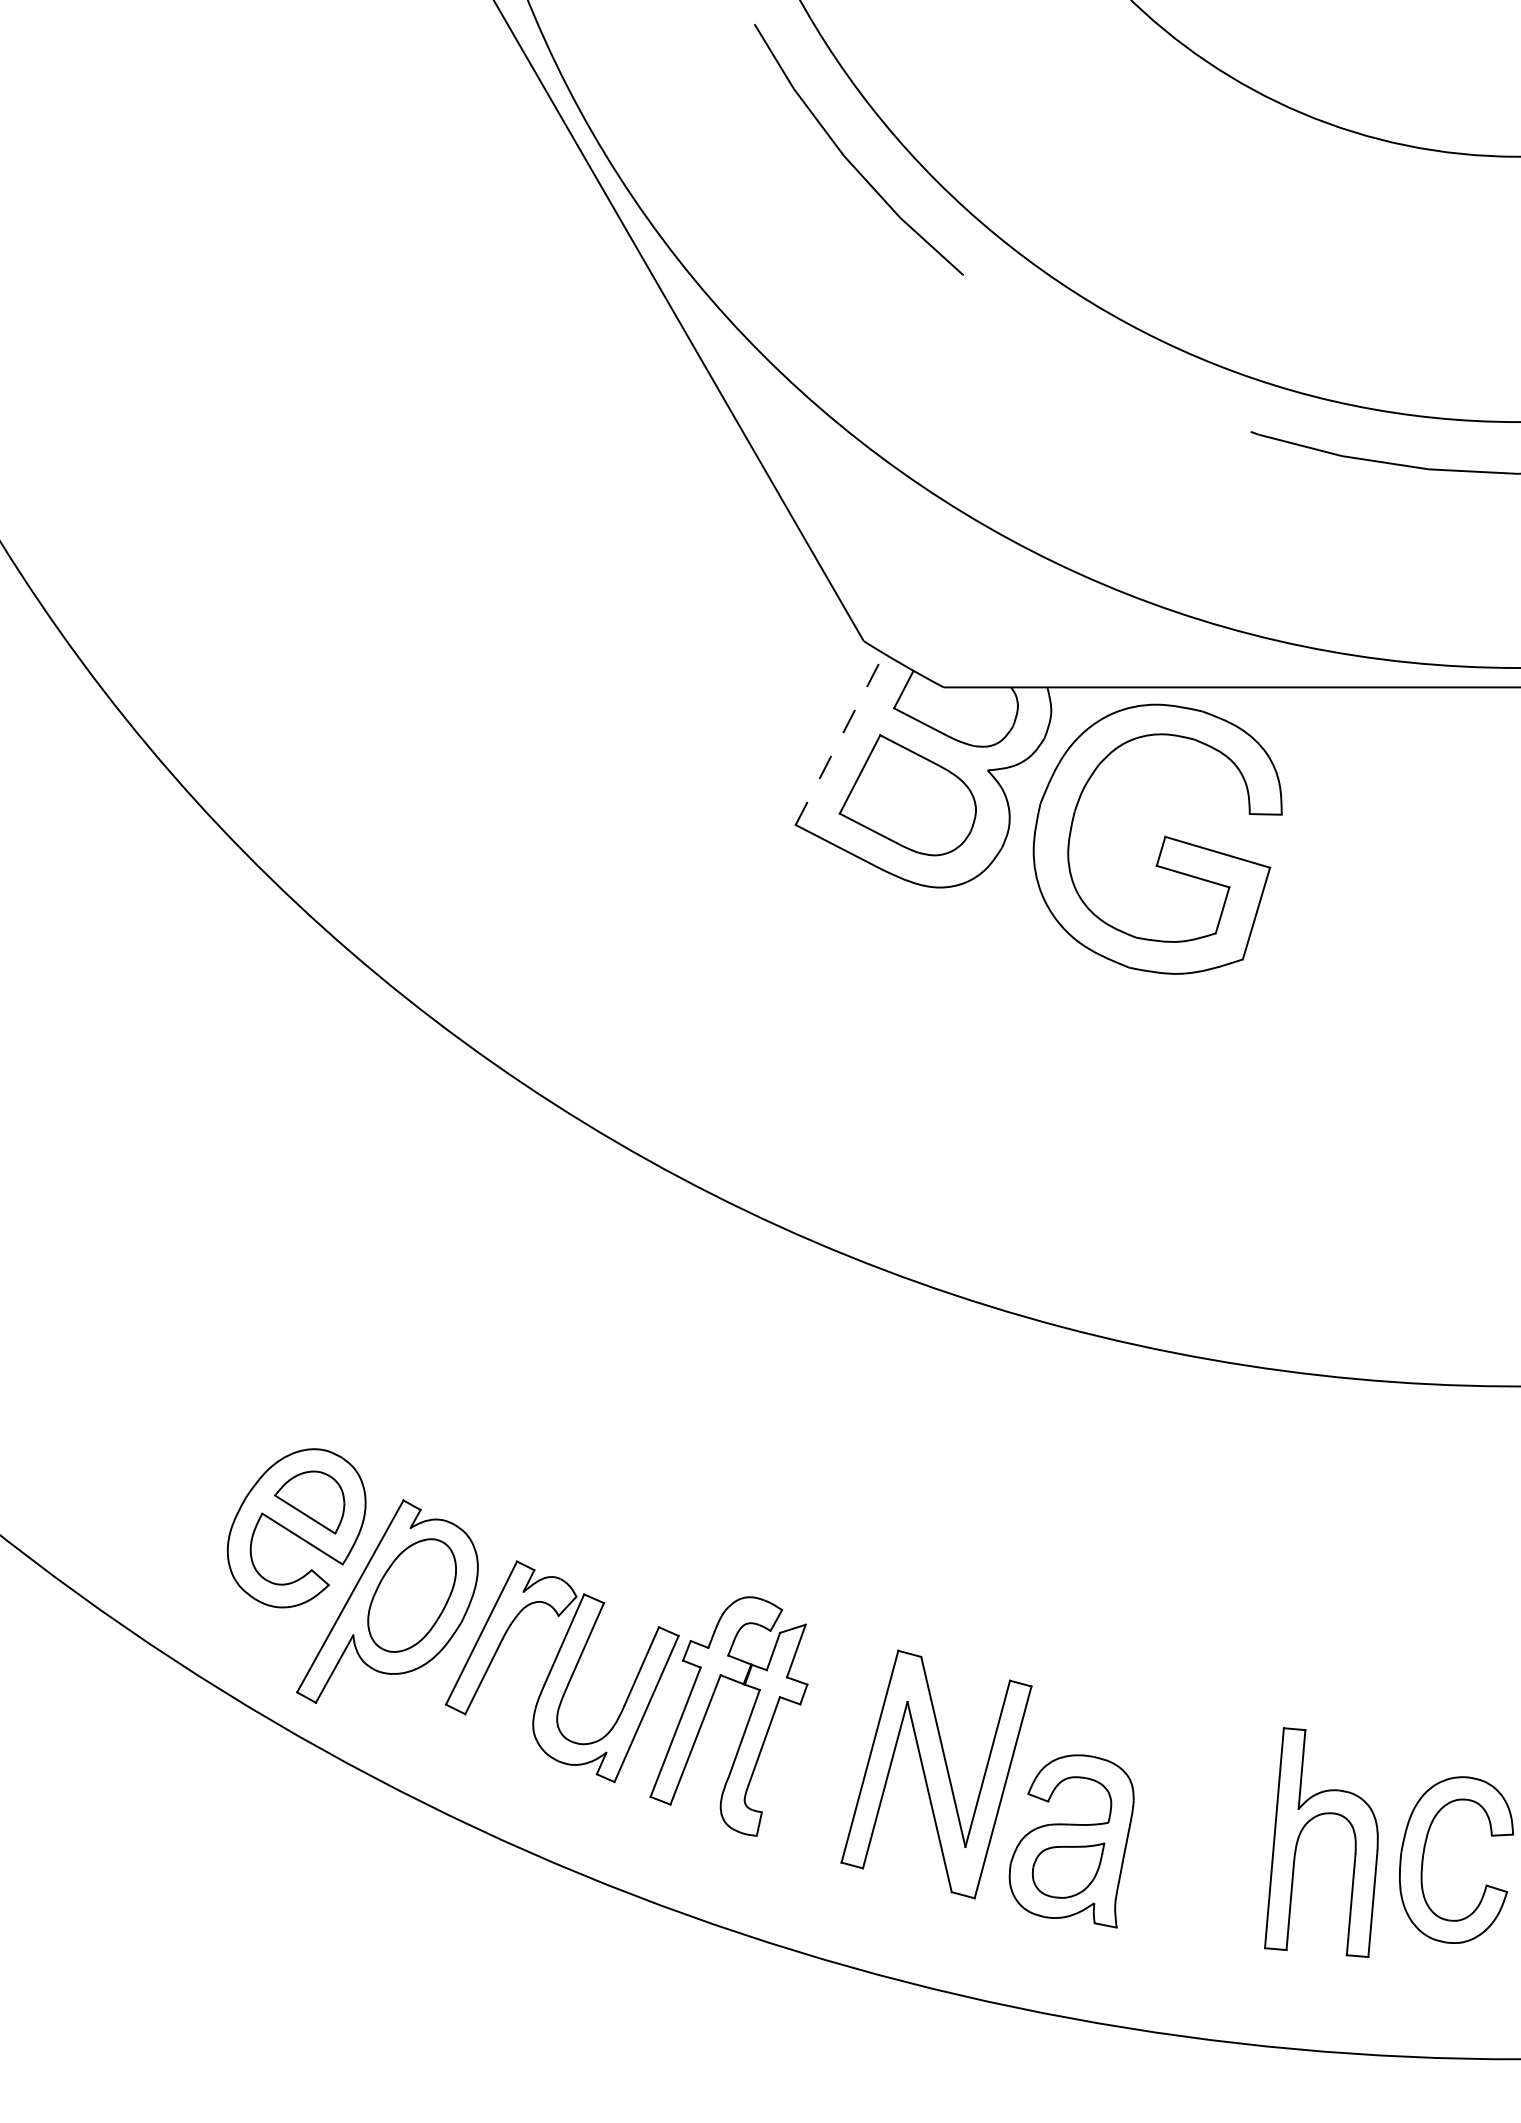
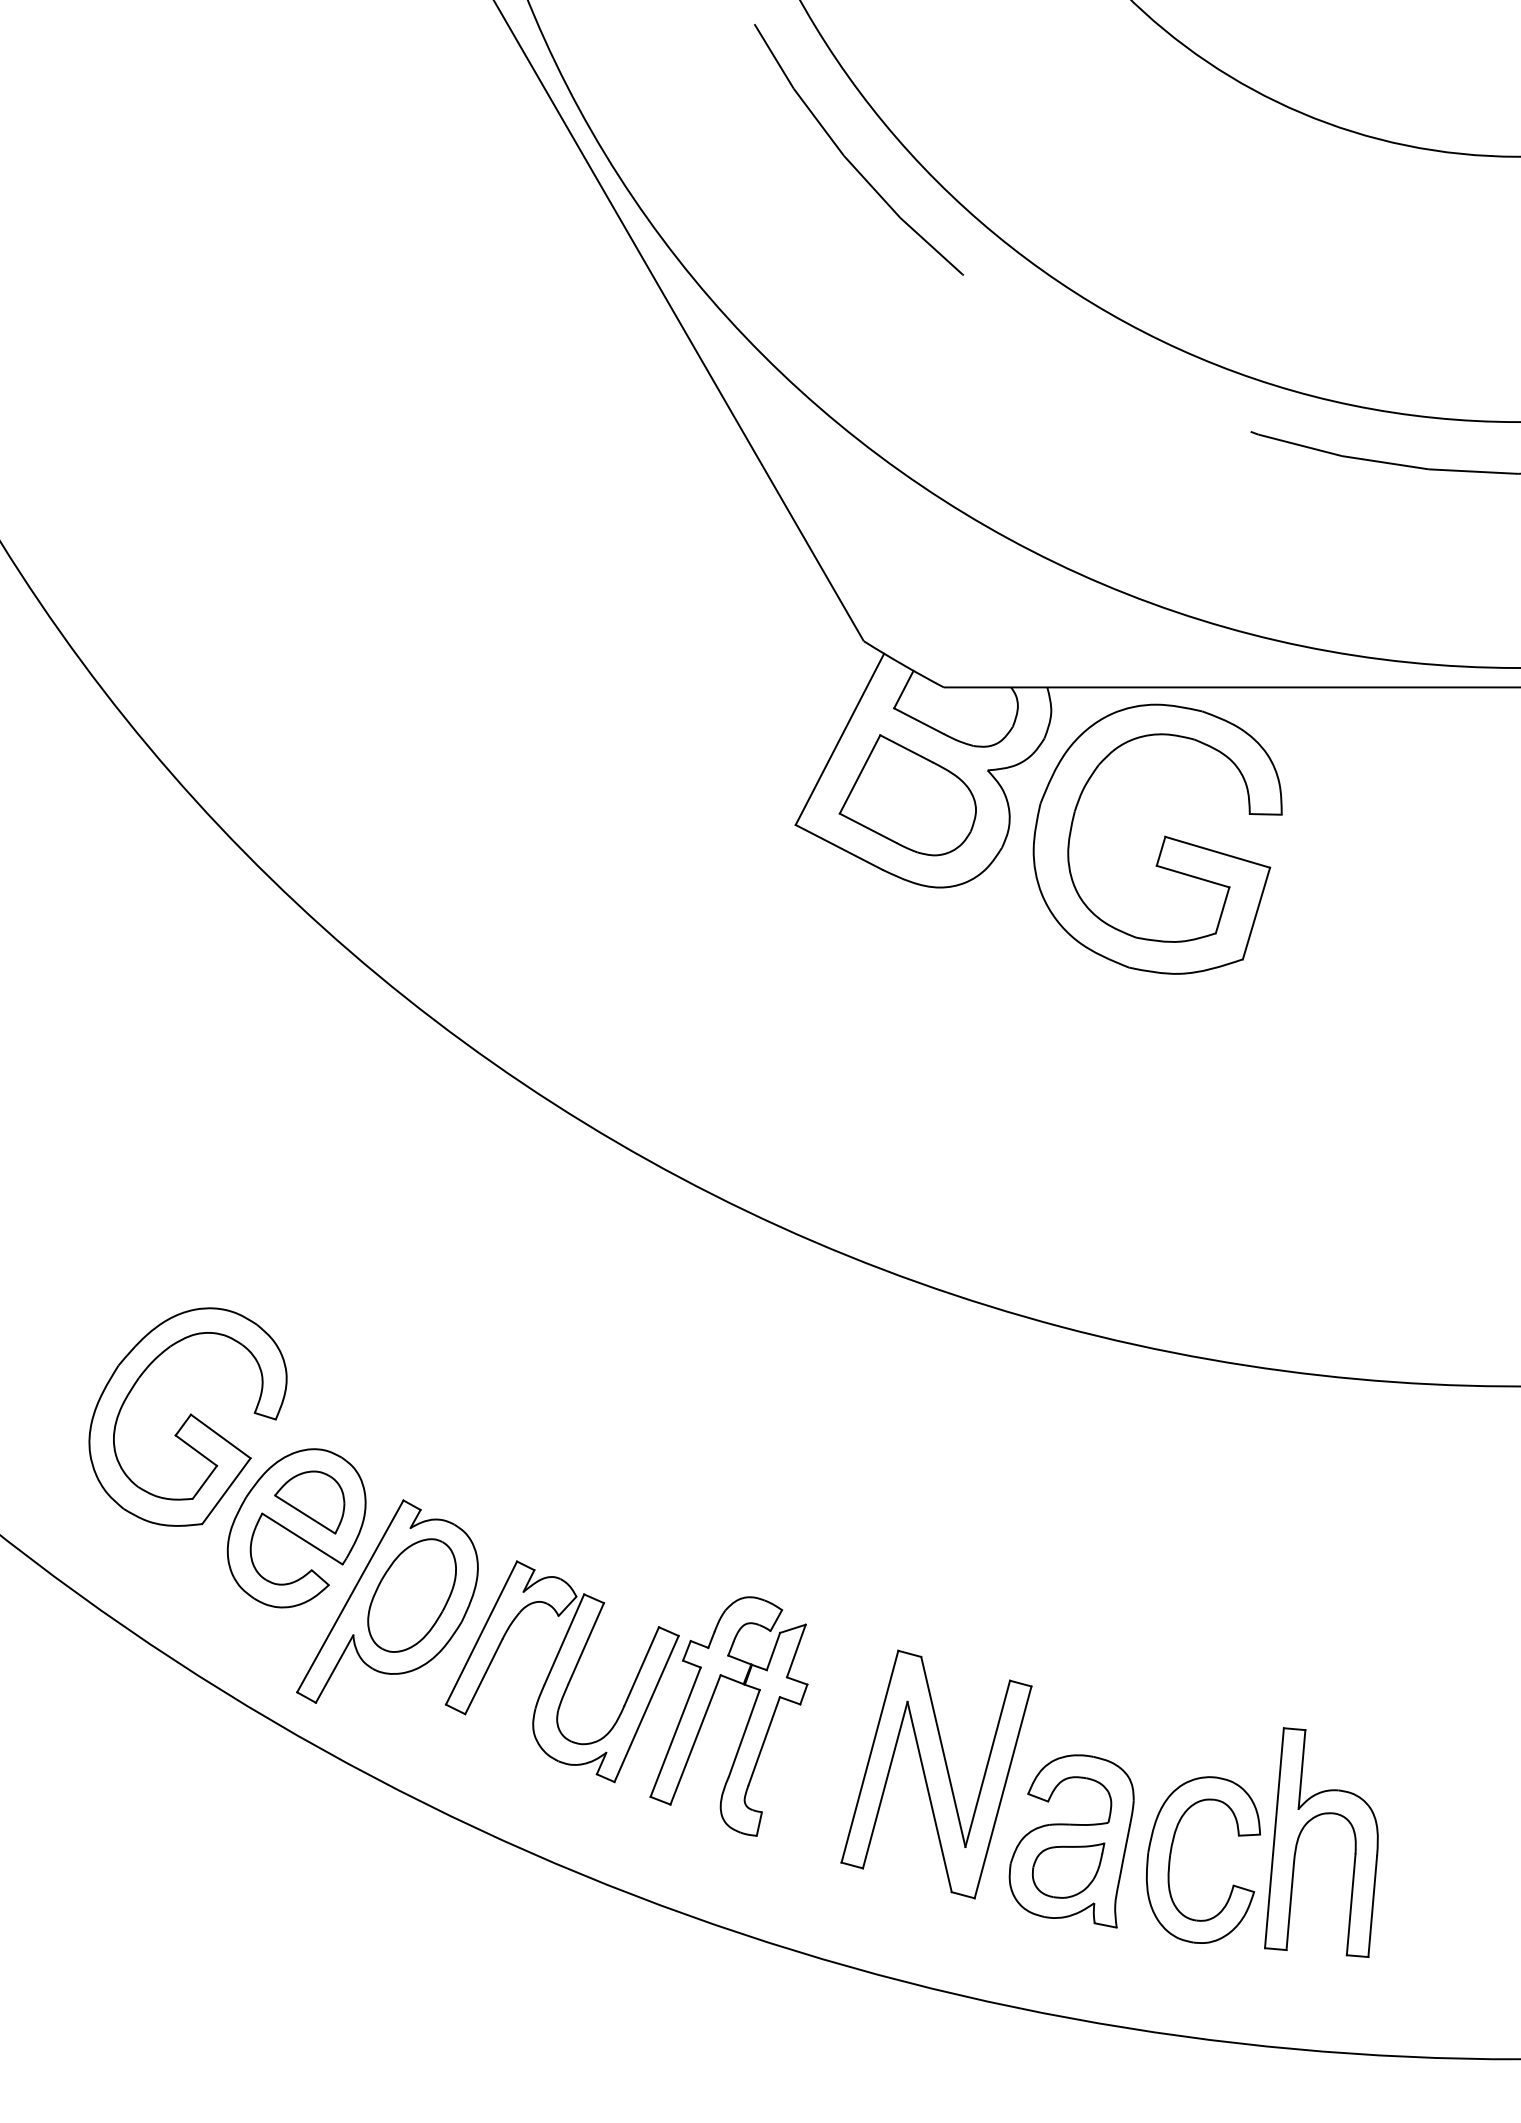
line: dashed -> solid (840, 738)
part: none -> present (187, 1416)
part position: (1424, 1855) -> (1171, 1855) (1171, 1855)
